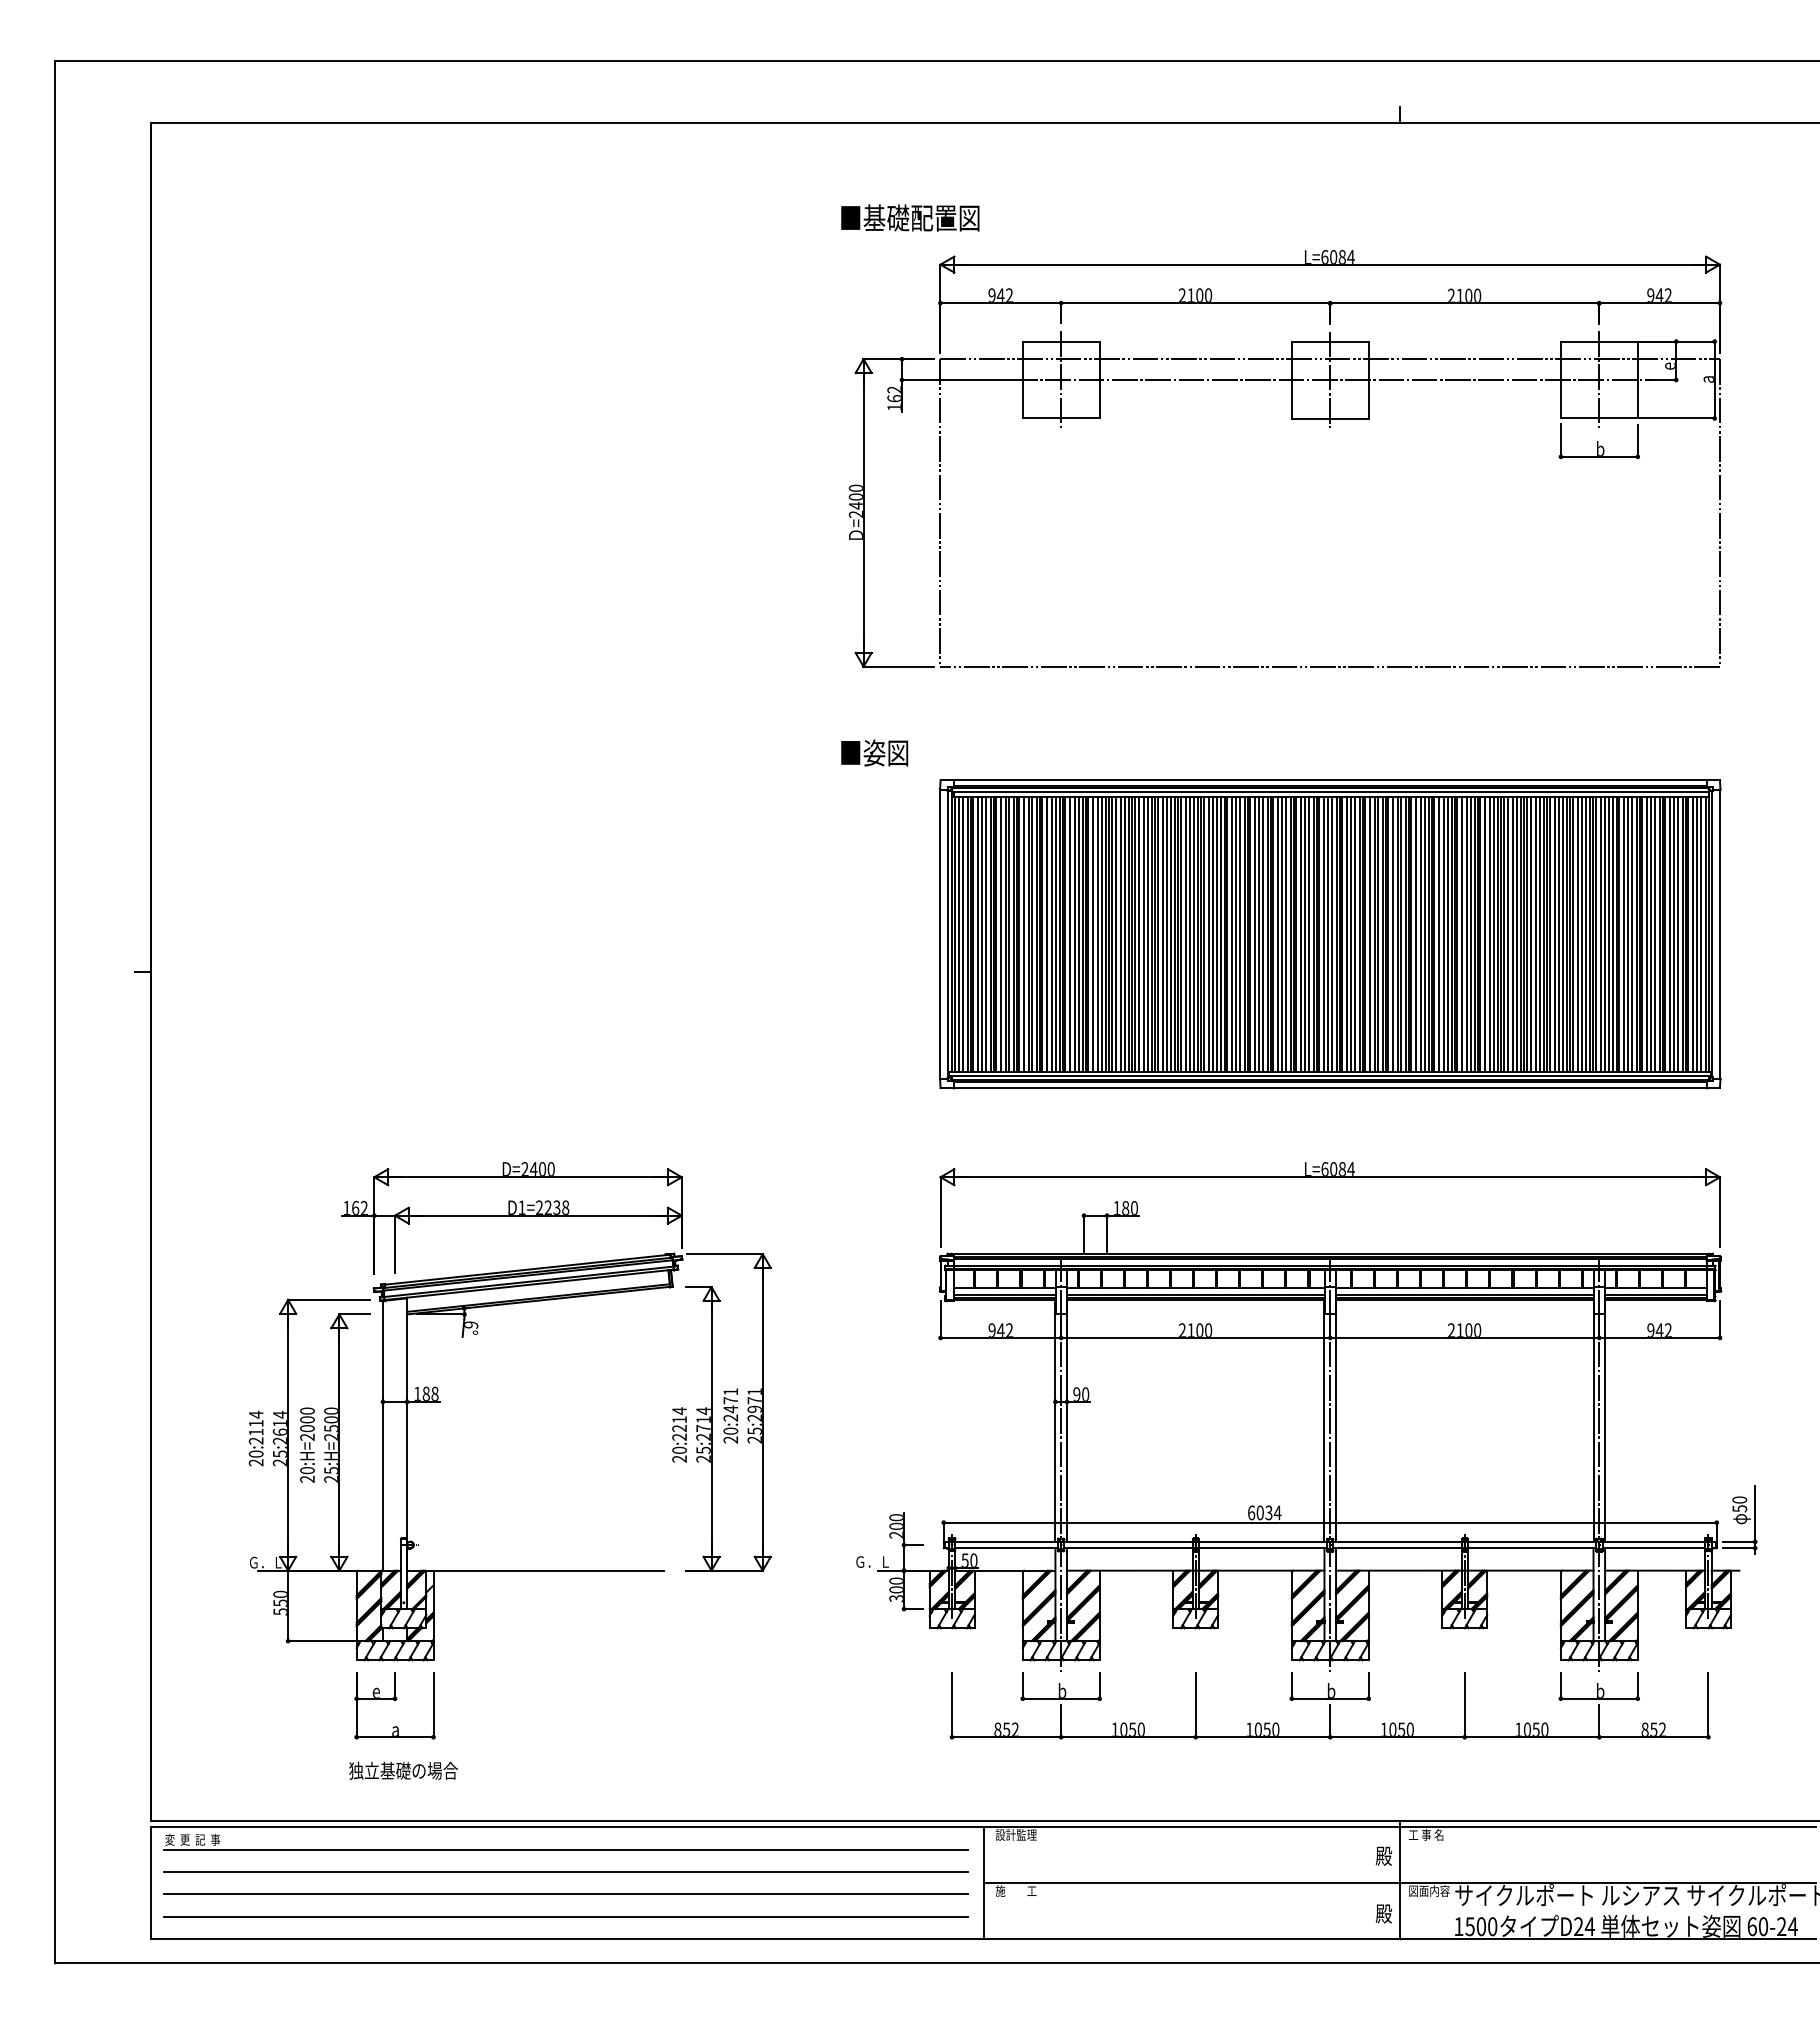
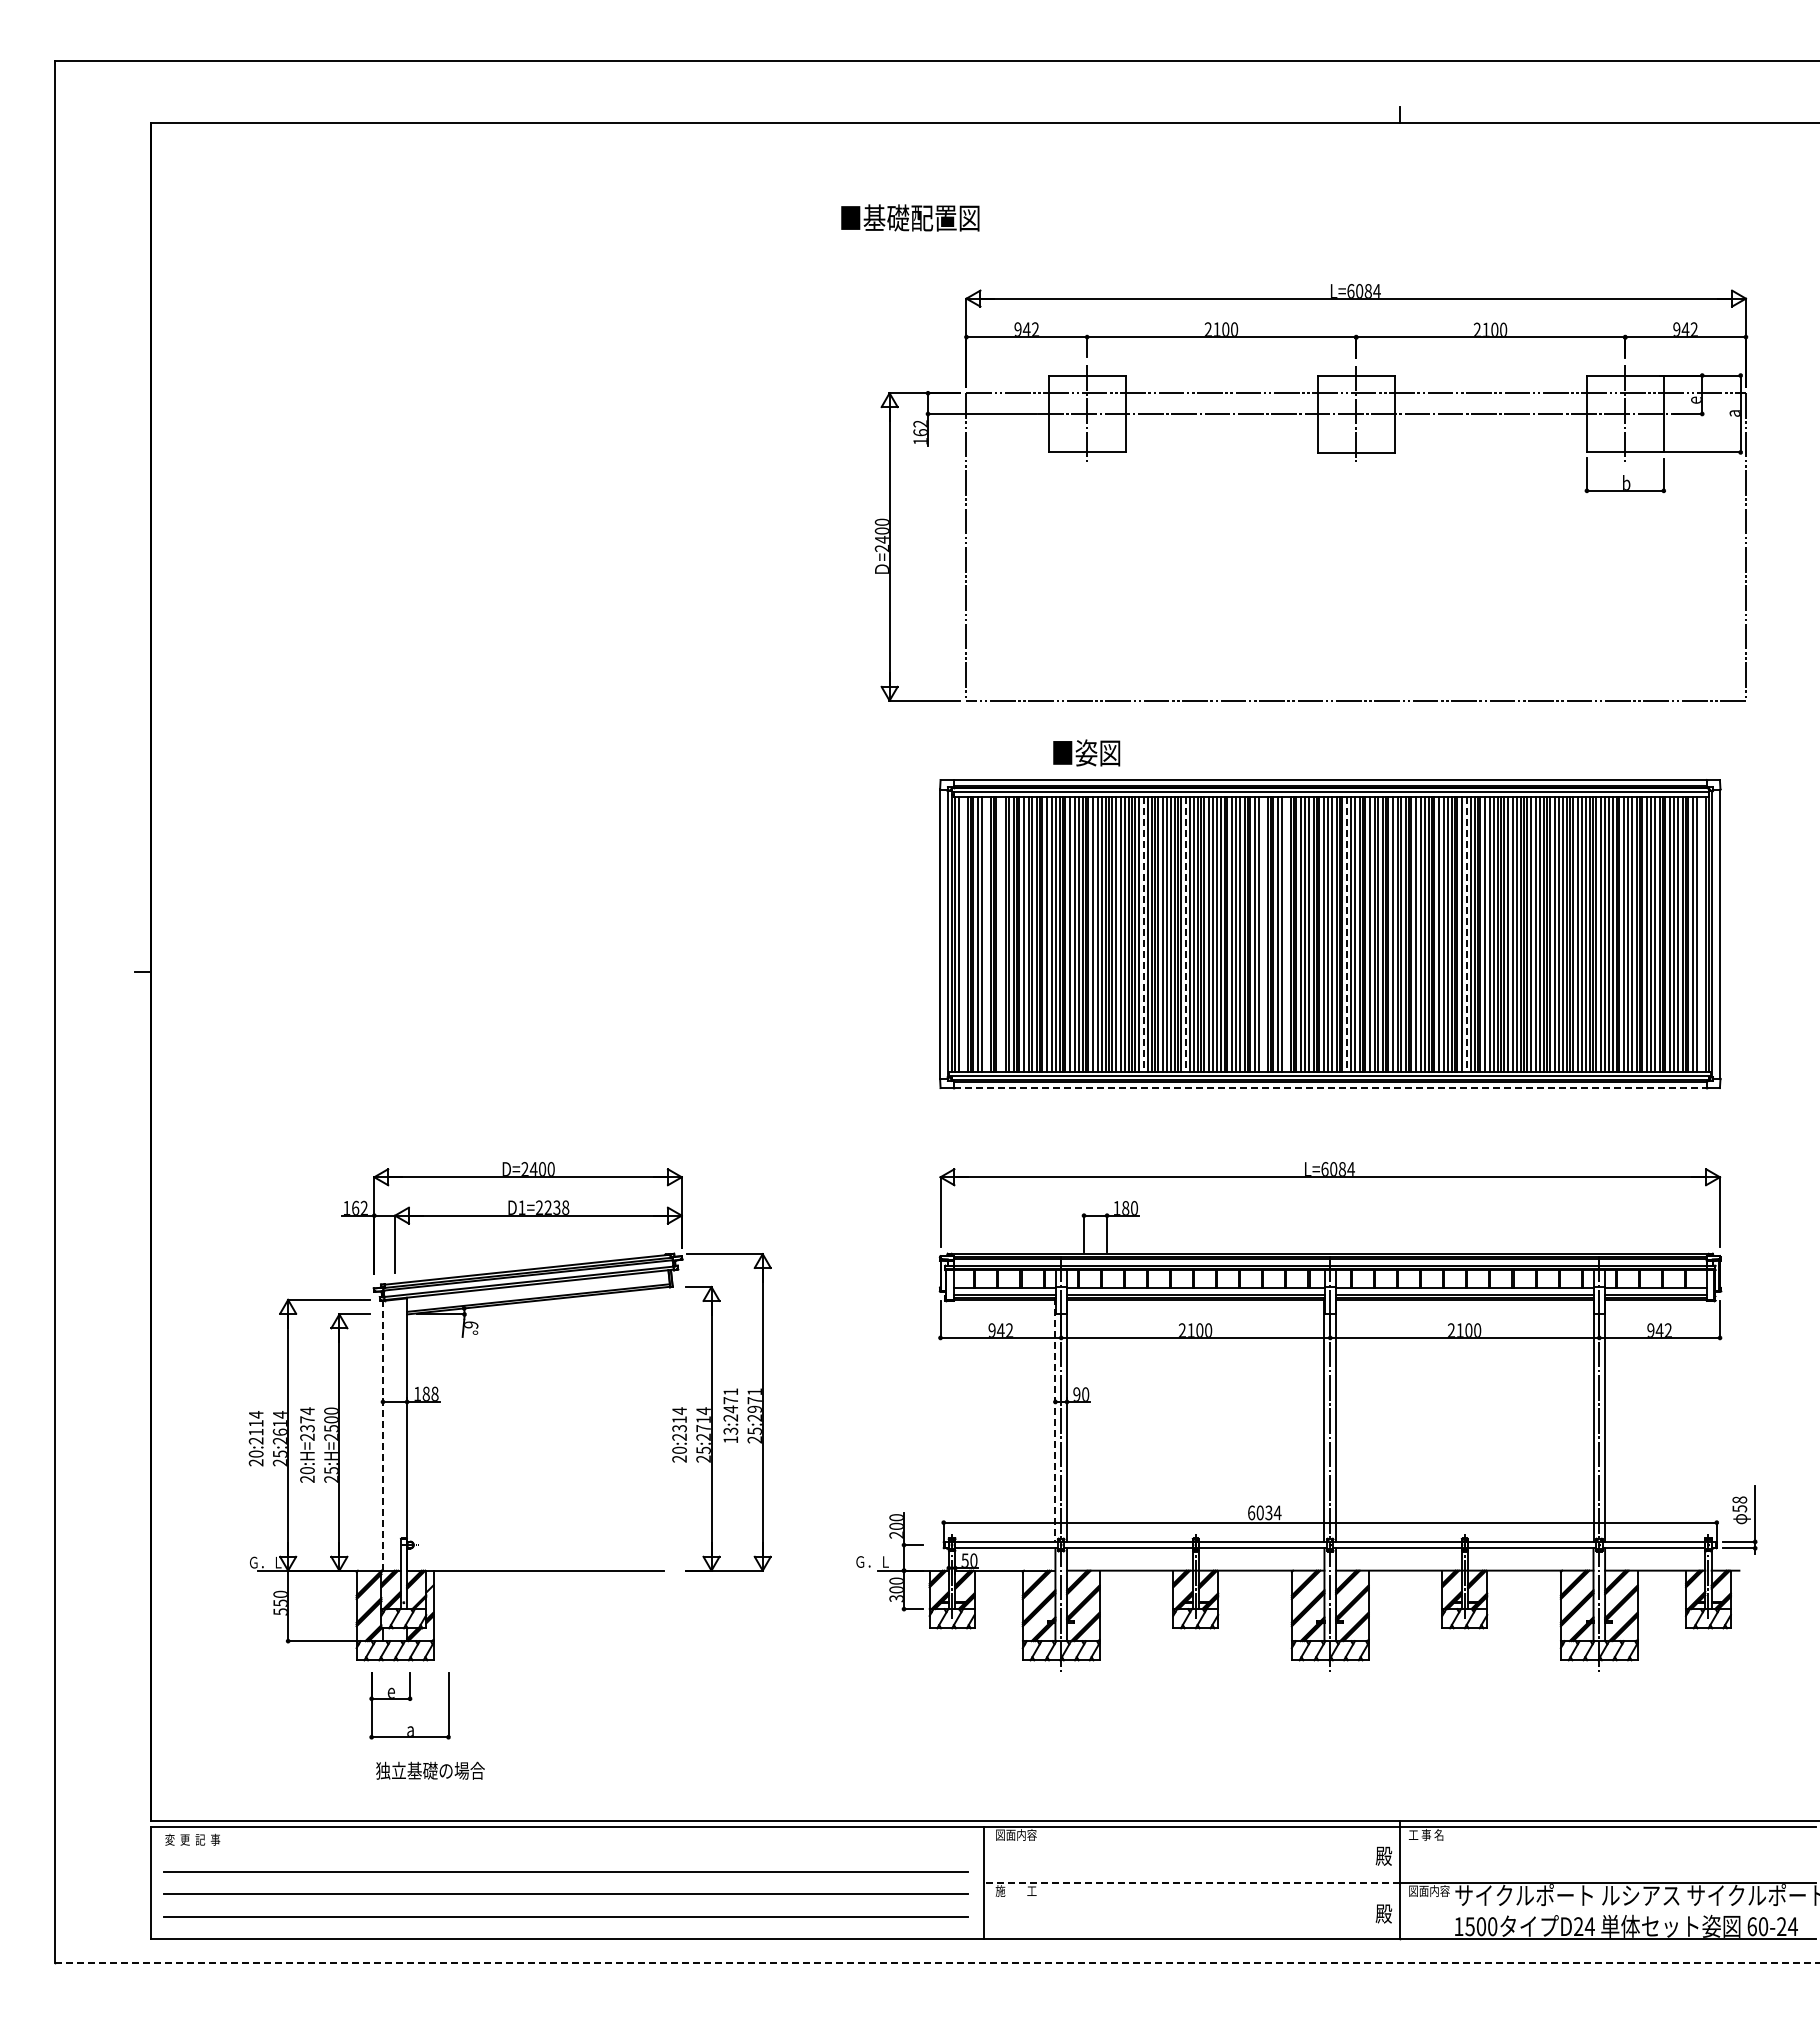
part position: (1291, 419) -> (1317, 453) (1317, 453)
text position: (874, 752) -> (1086, 752) (1086, 752)
line: present -> none (963, 933)
line: present -> none (986, 933)
line: present -> none (1001, 933)
line: present -> none (1263, 933)
line: present -> none (1286, 933)
line: present -> none (1701, 933)
line: solid -> dashed (1143, 934)
line: solid -> dashed (1185, 934)
line: solid -> dashed (1346, 934)
line: solid -> dashed (1466, 934)
line: solid -> dashed (1330, 1087)
text: 20:H=2000 -> 20:H=2374 (307, 1419)
line: solid -> dashed (1055, 1420)
text: 20:2214 -> 20:2314 (679, 1428)
line: solid -> dashed (383, 1435)
text: 20:2471 -> 13:2471 (730, 1435)
text: 50 -> 58 (1739, 1499)
part position: (394, 1705) -> (409, 1705) (409, 1705)
part: present -> none (1329, 1705)
text position: (403, 1770) -> (430, 1770) (430, 1770)
text: 設計監理 -> 図面内容 (1015, 1834)
line: present -> none (565, 1849)
line: solid -> dashed (1192, 1883)
line: solid -> dashed (937, 1963)
